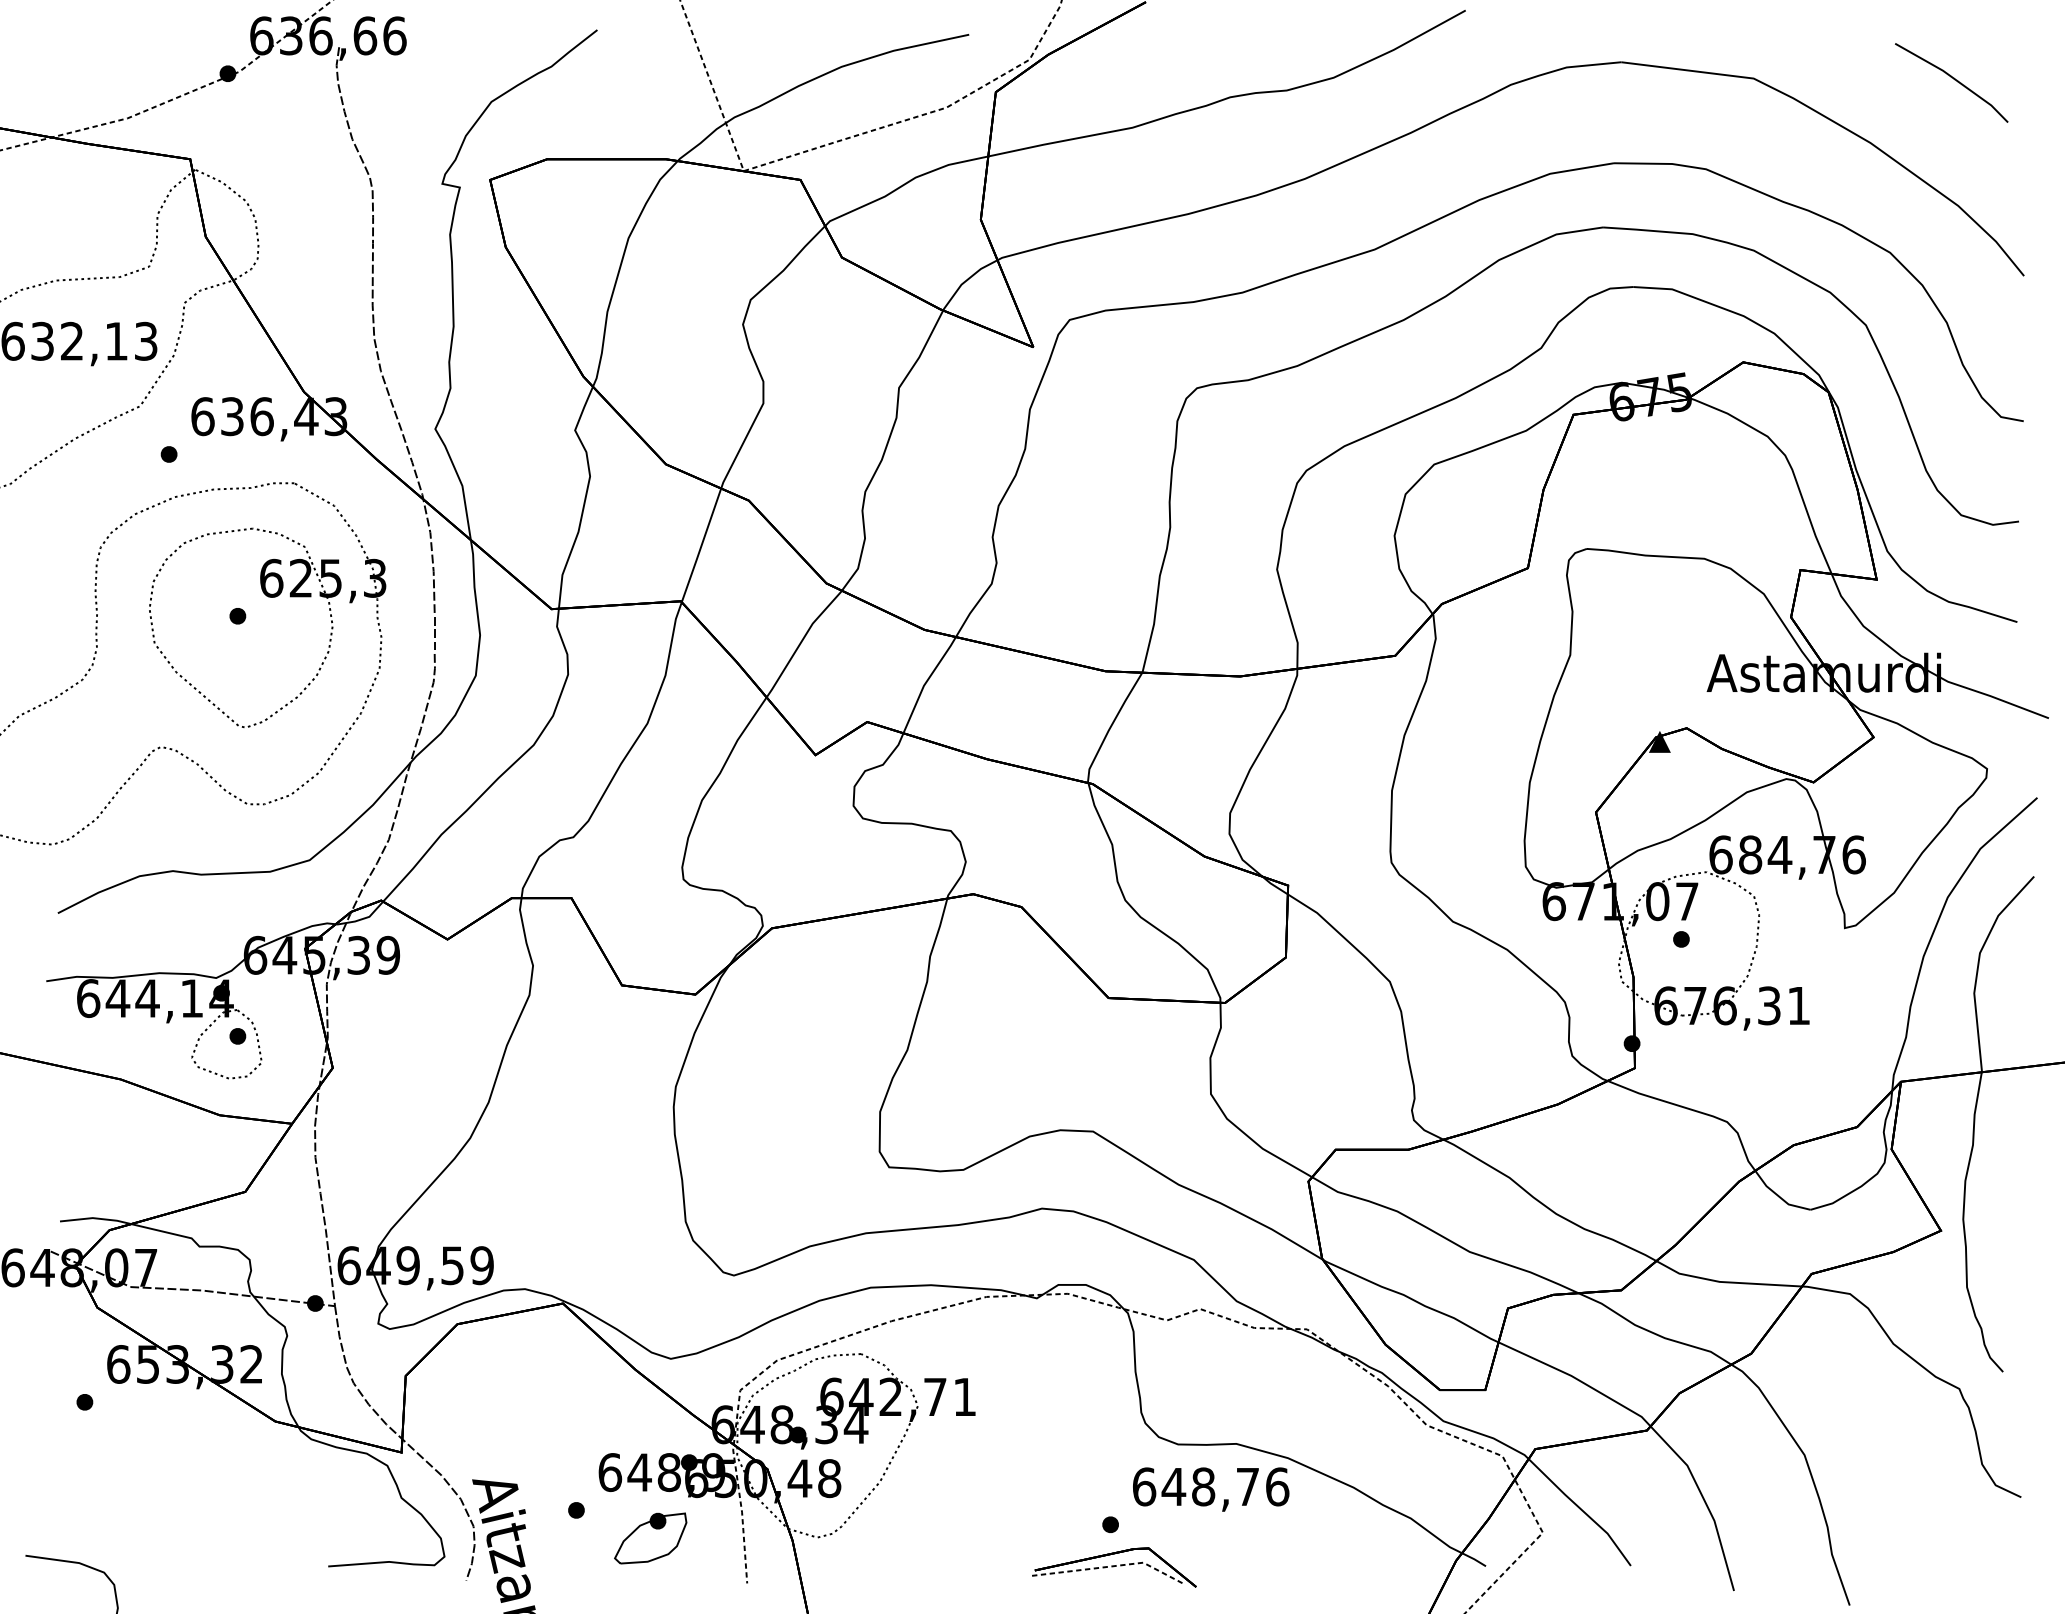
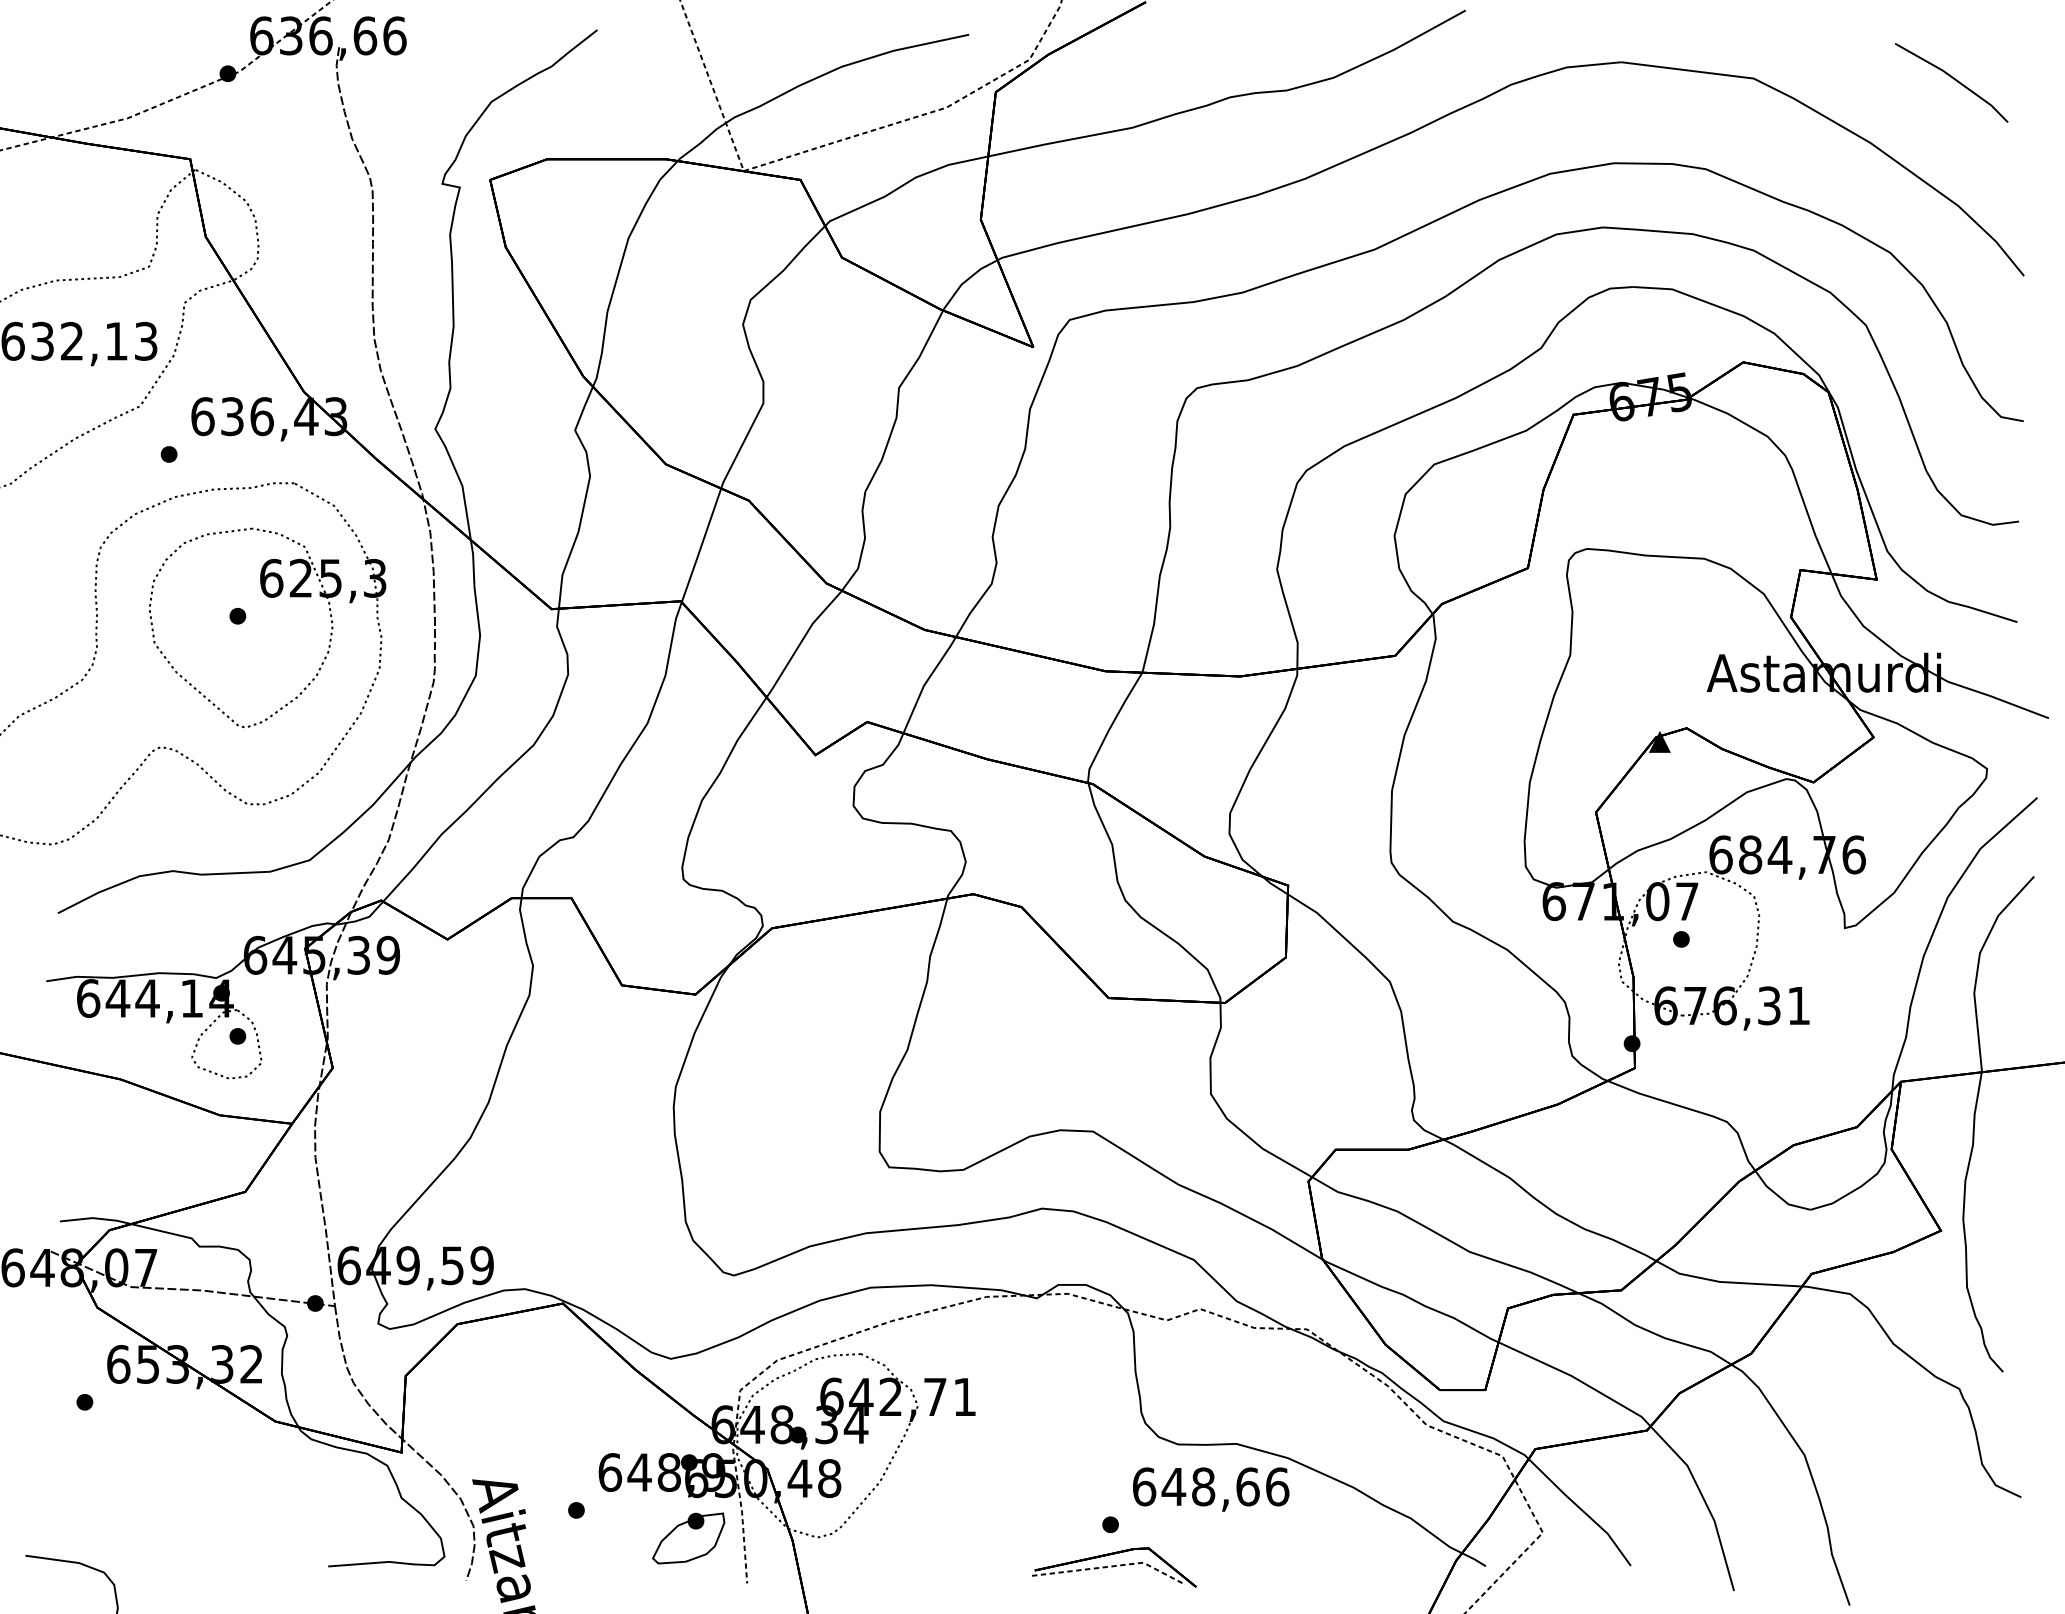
text: 648,76 -> 648,66 (1247, 1486)
part position: (650, 1538) -> (688, 1538) (688, 1538)
